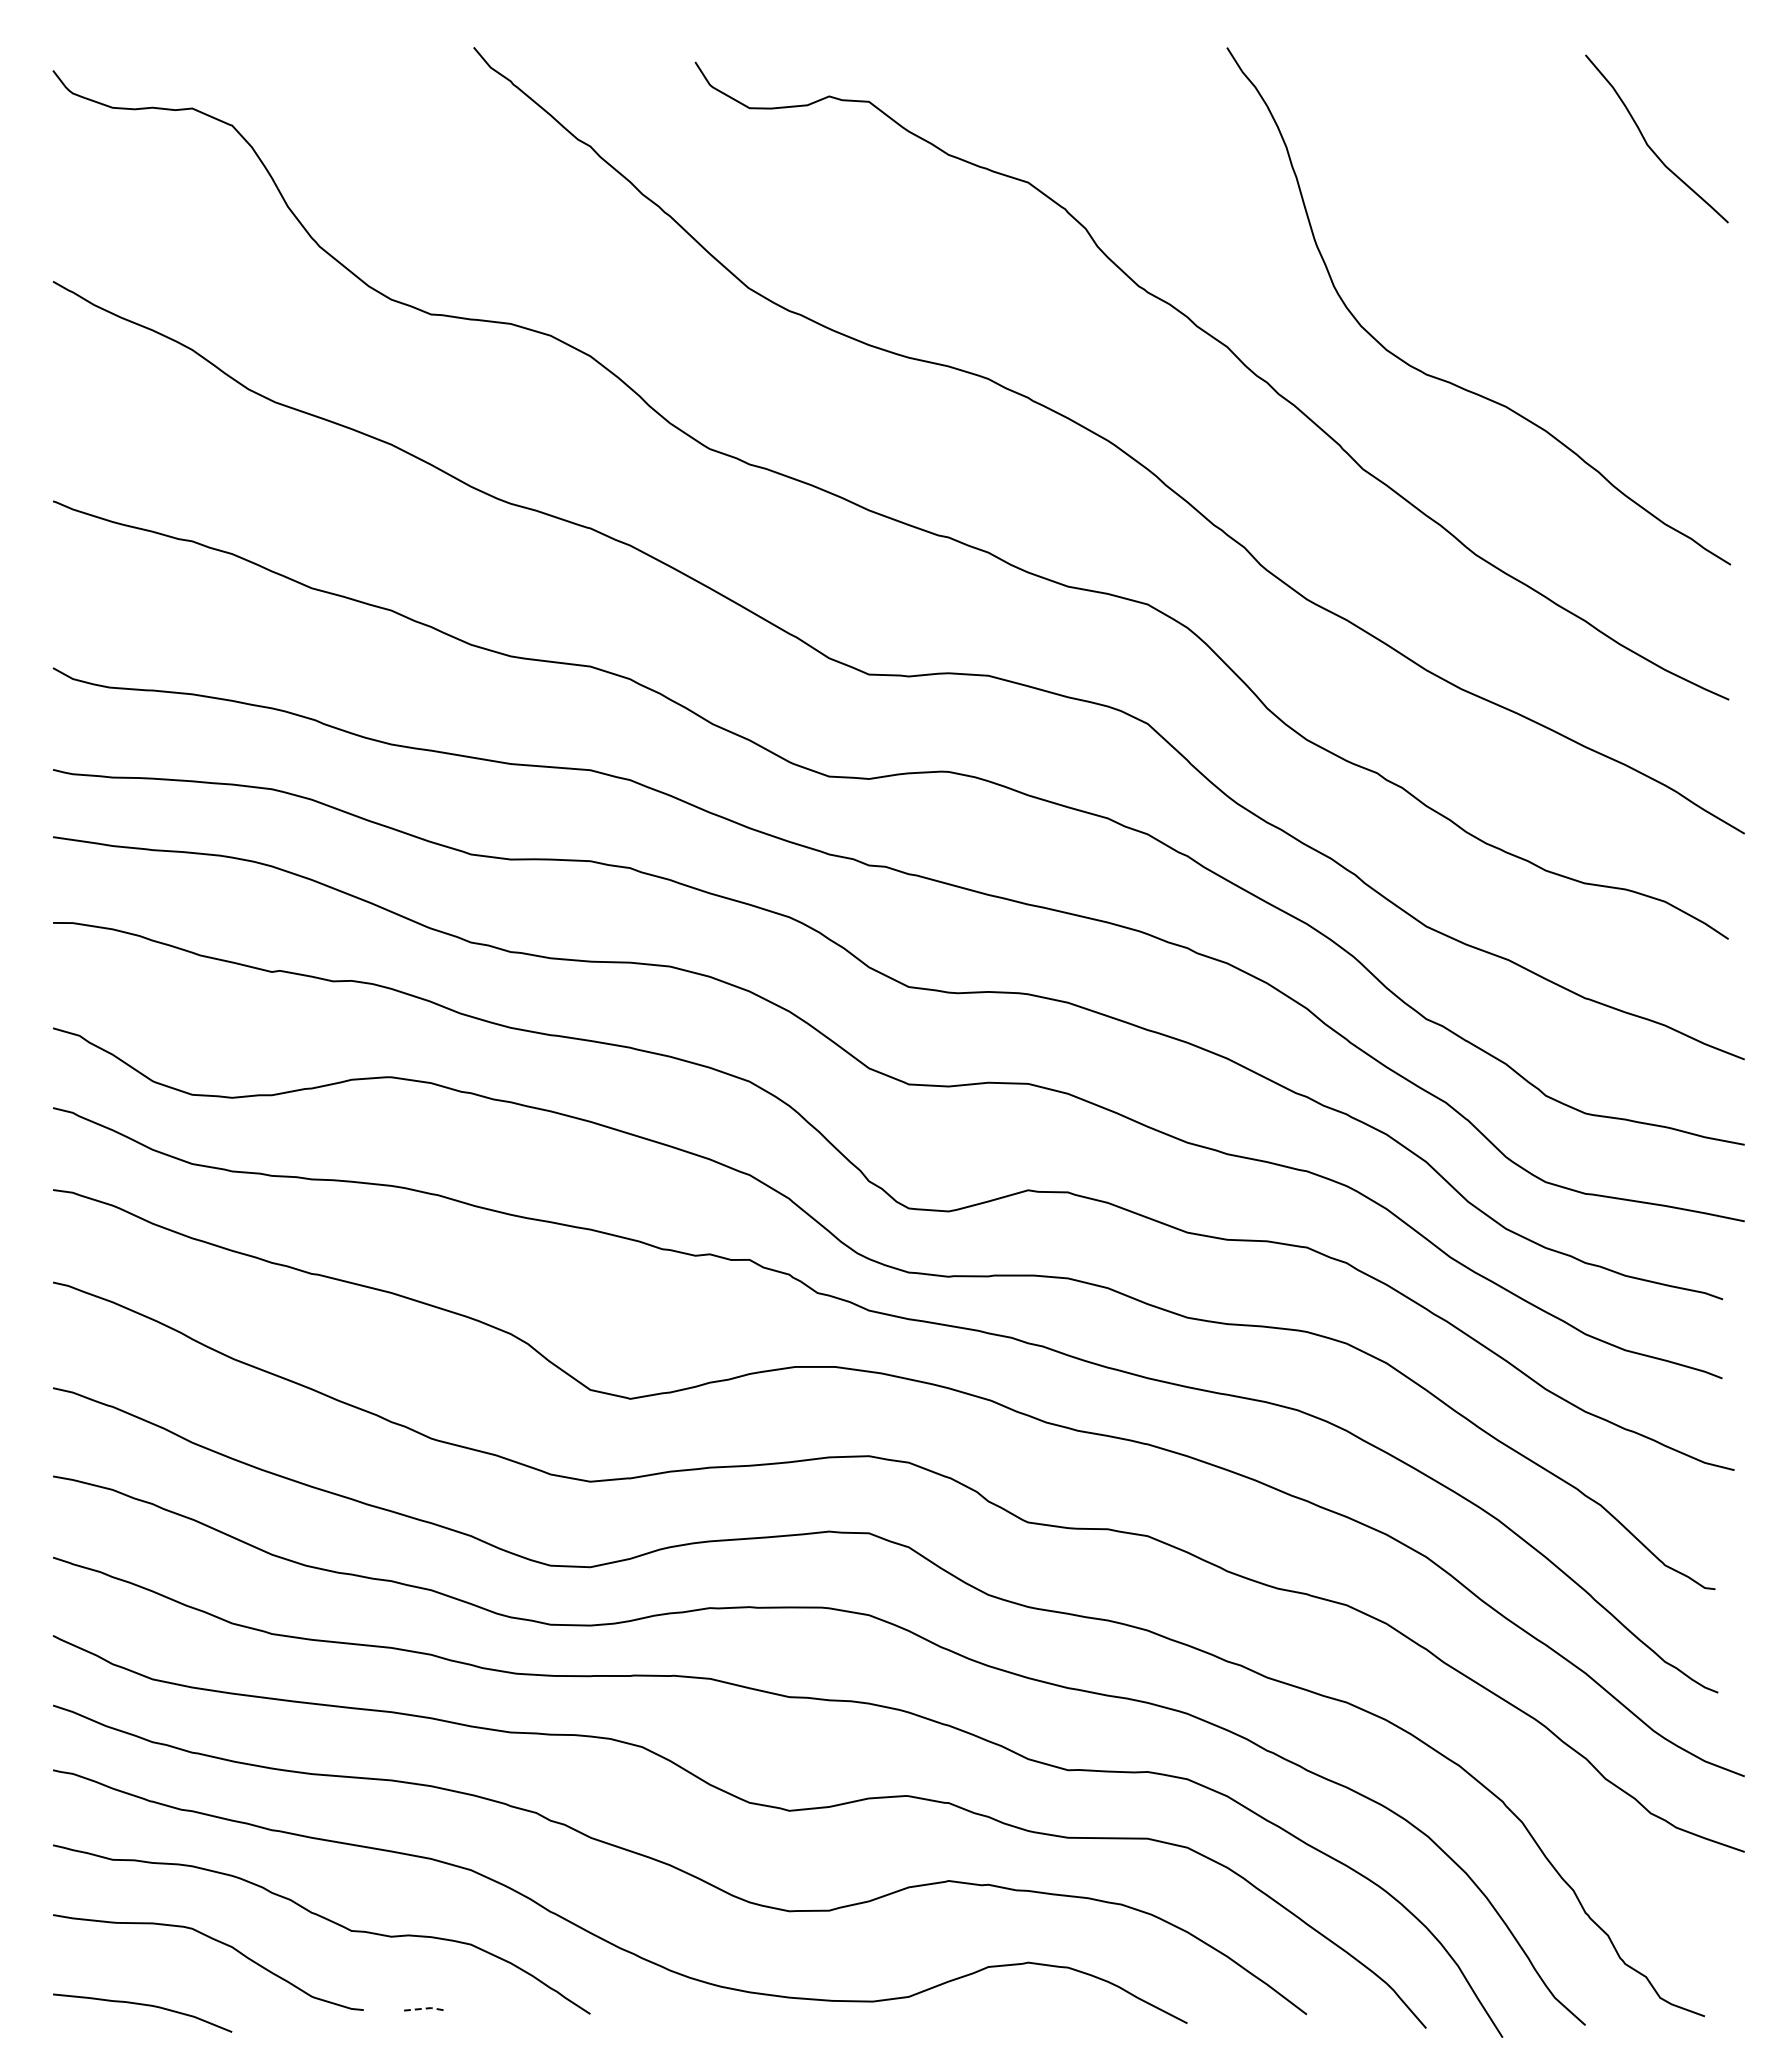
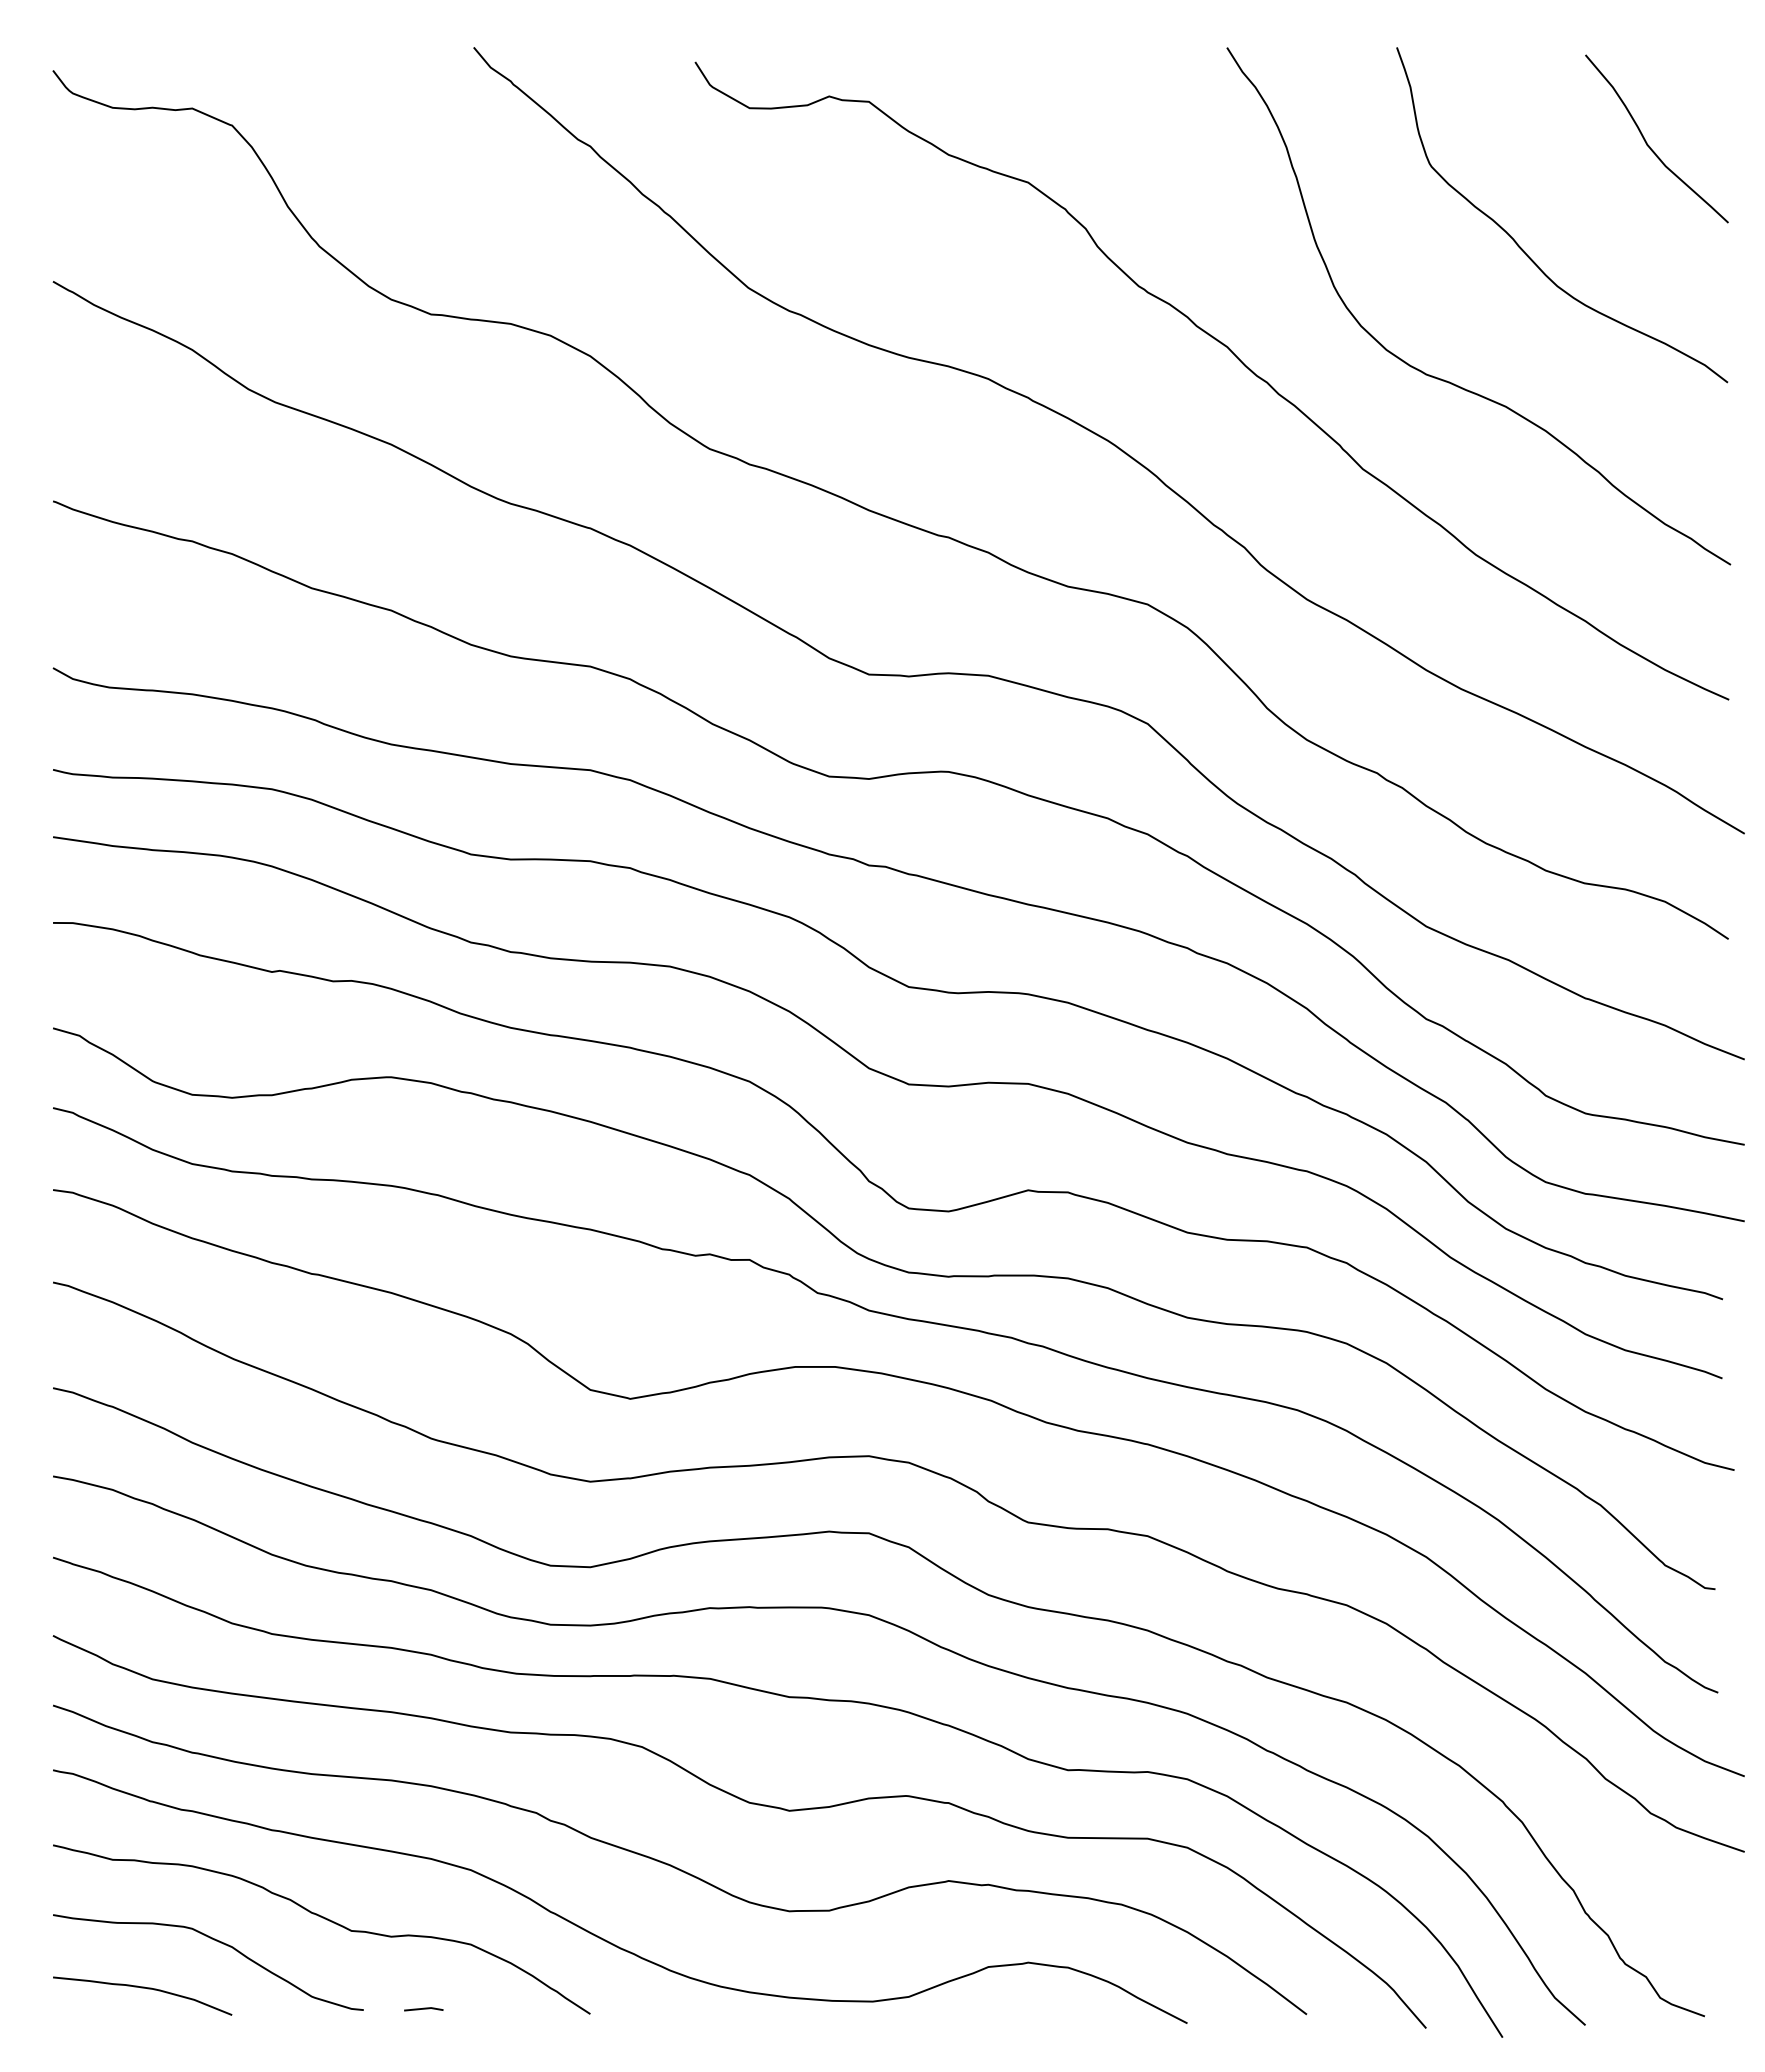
curve: none -> present (1524, 250)
curve position: (142, 2005) -> (142, 1988) (142, 1988)
line: dashed -> solid (424, 2008)
